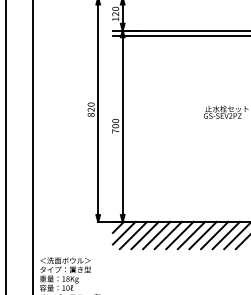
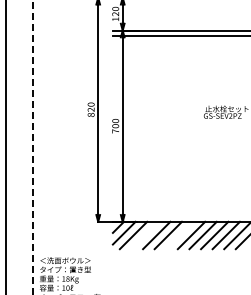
line: solid -> dashed (33, 147)
line: present -> none (144, 235)
line: present -> none (179, 235)
